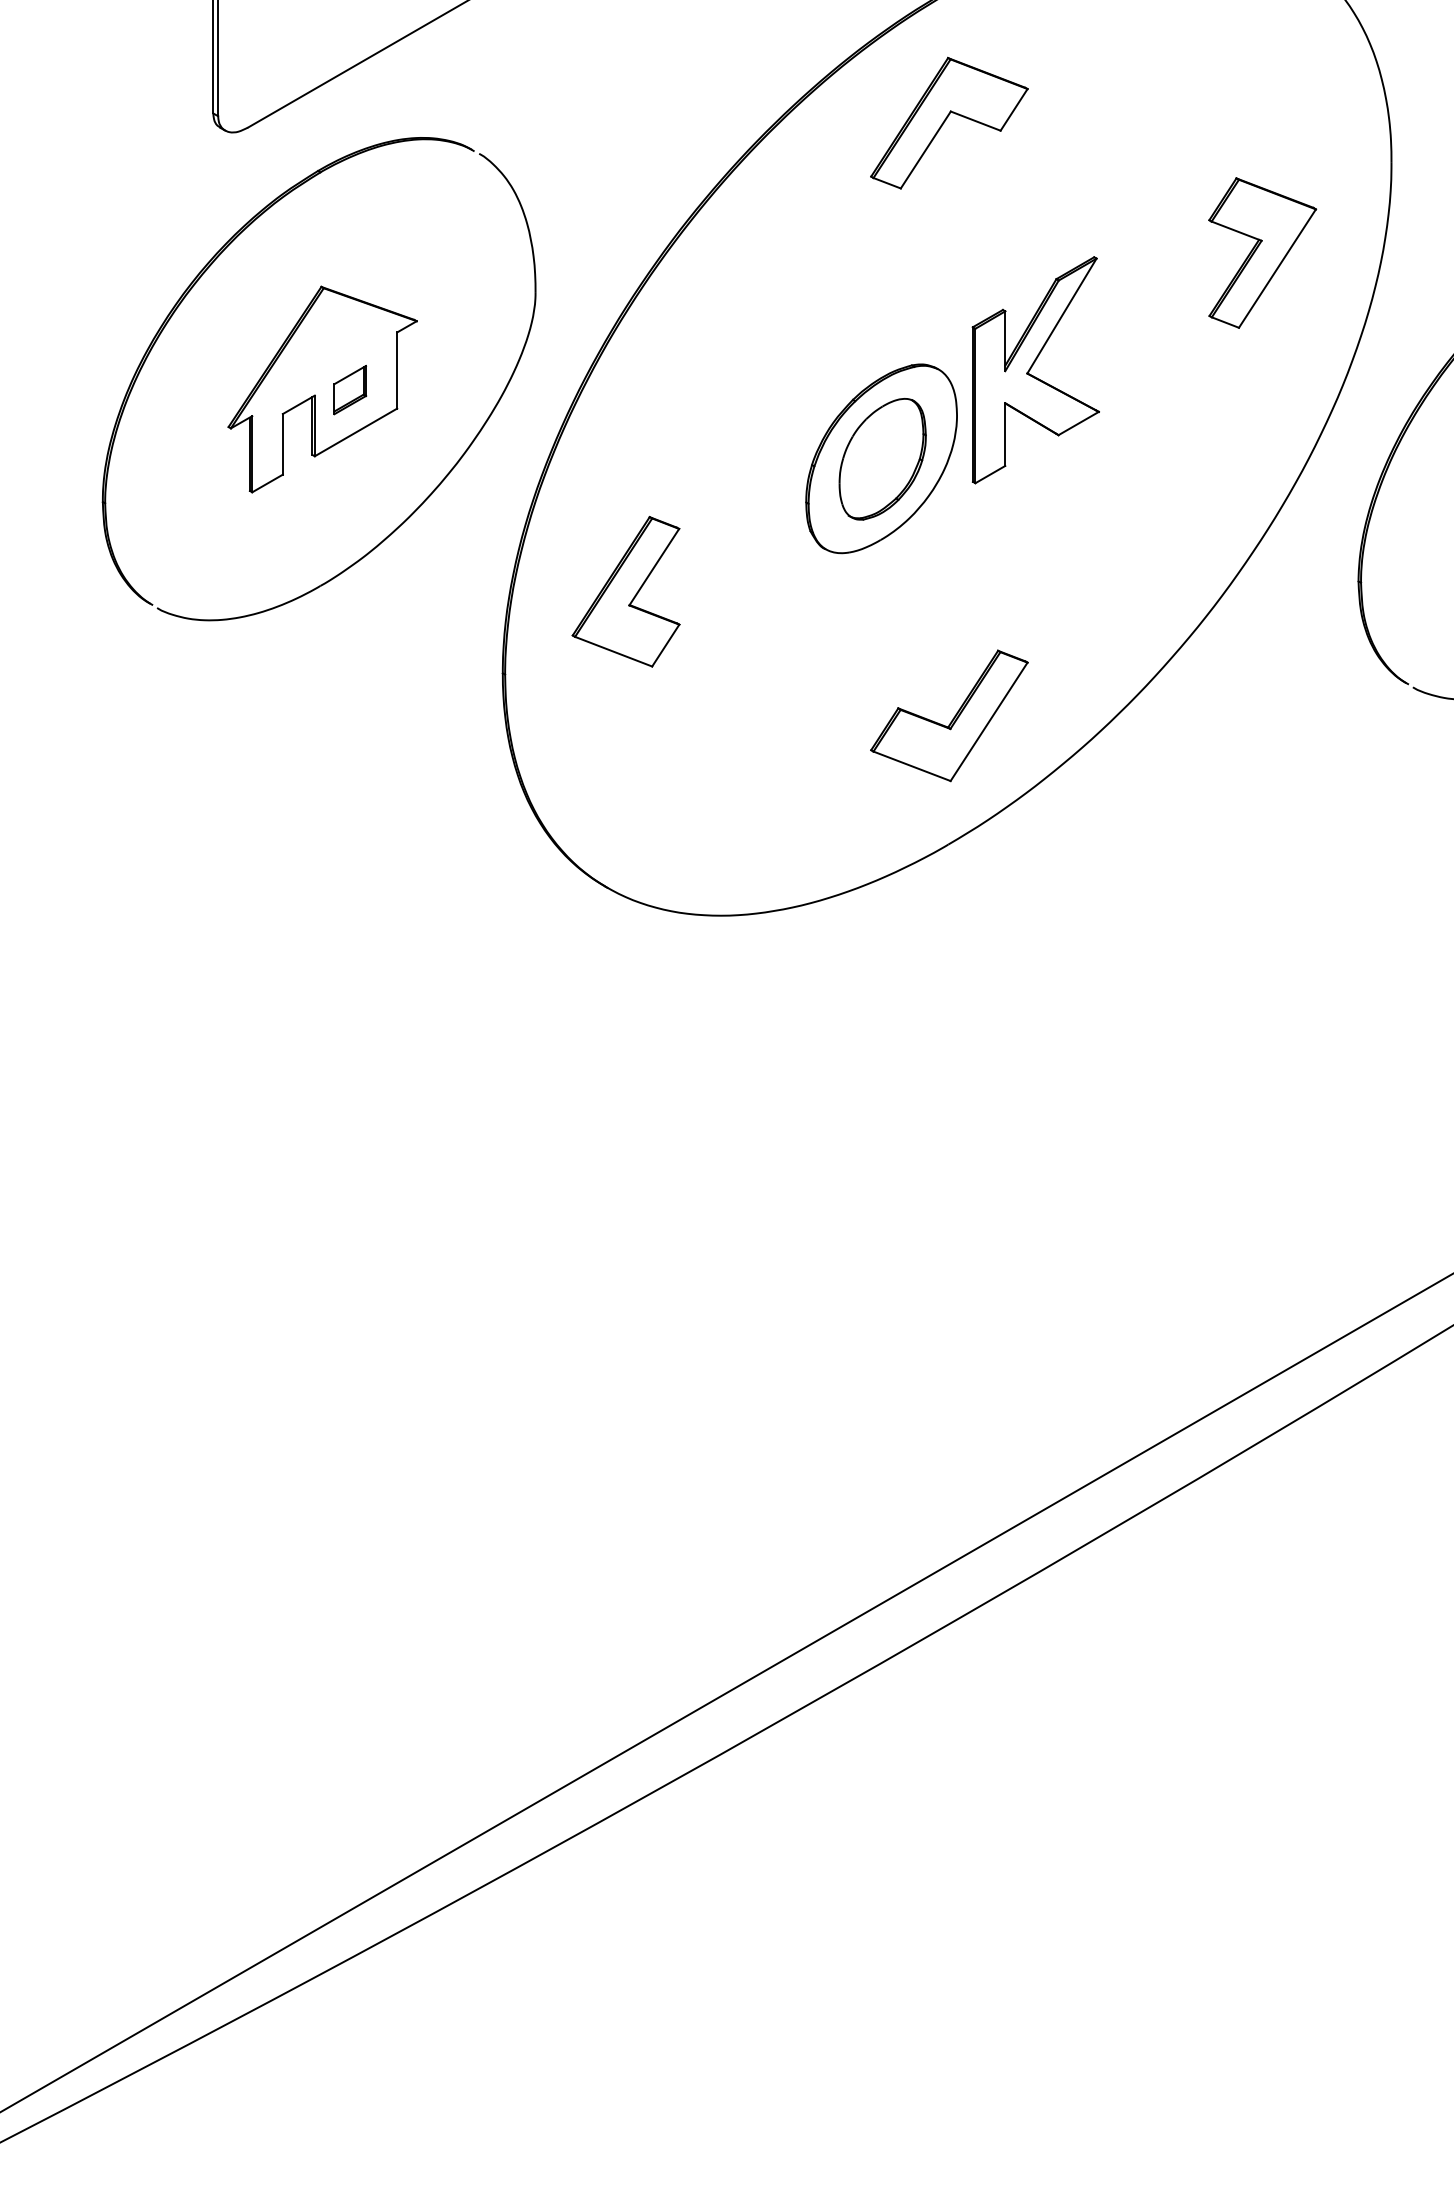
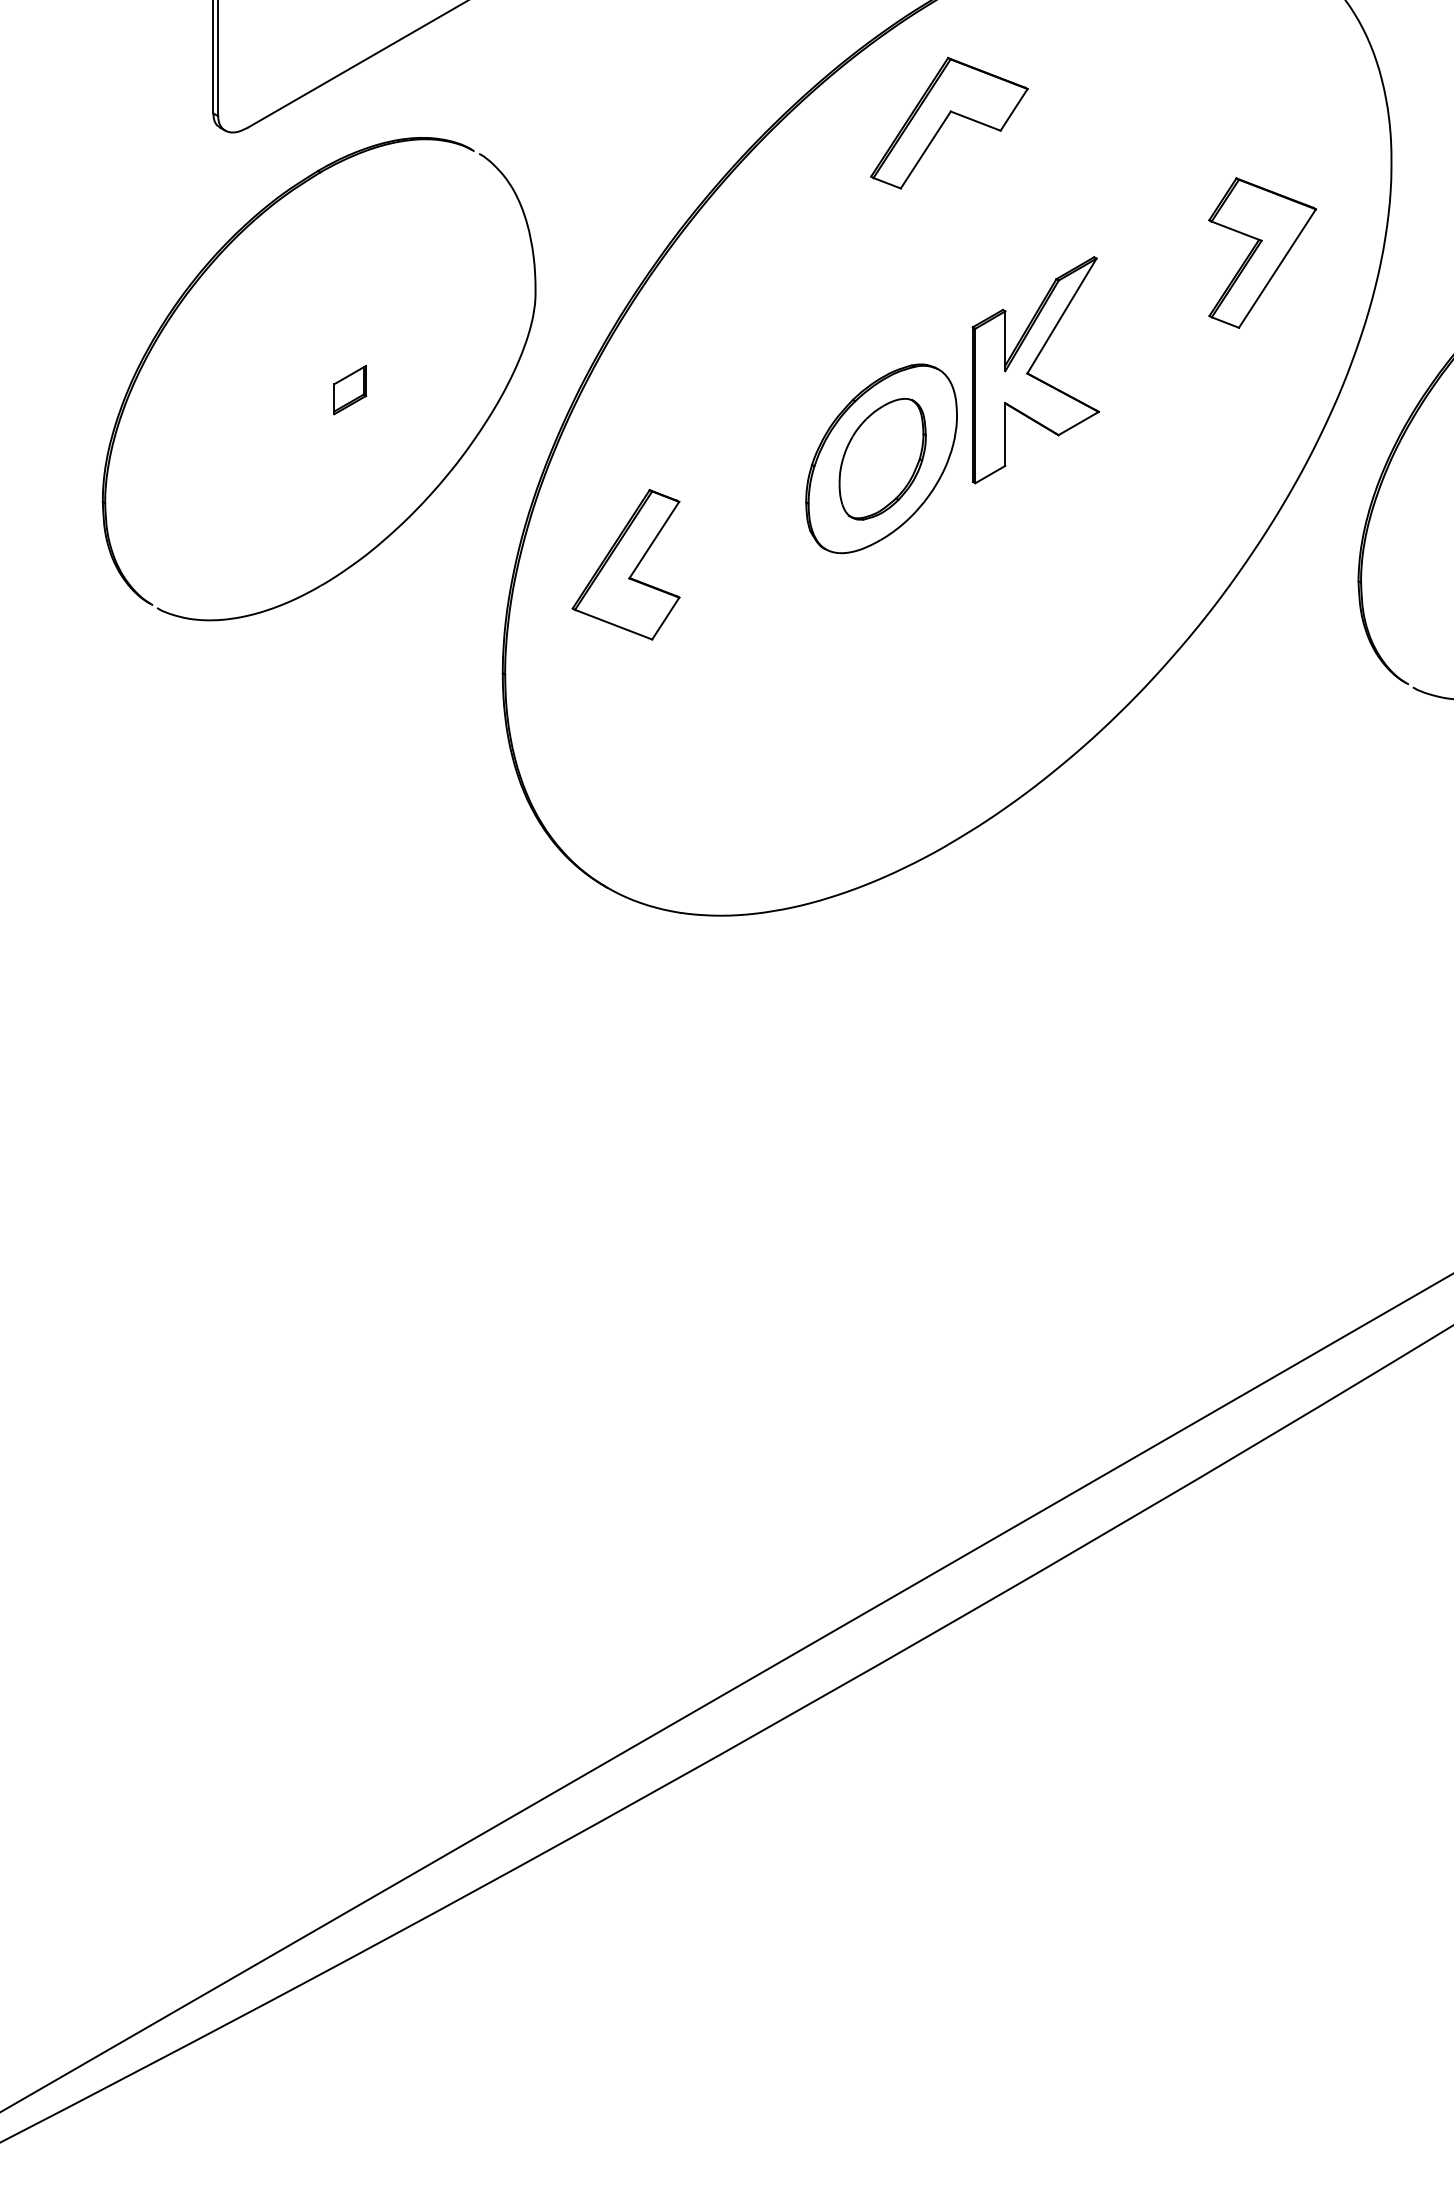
part: present -> none (322, 389)
part position: (625, 591) -> (625, 564) (625, 564)
part: present -> none (949, 715)
